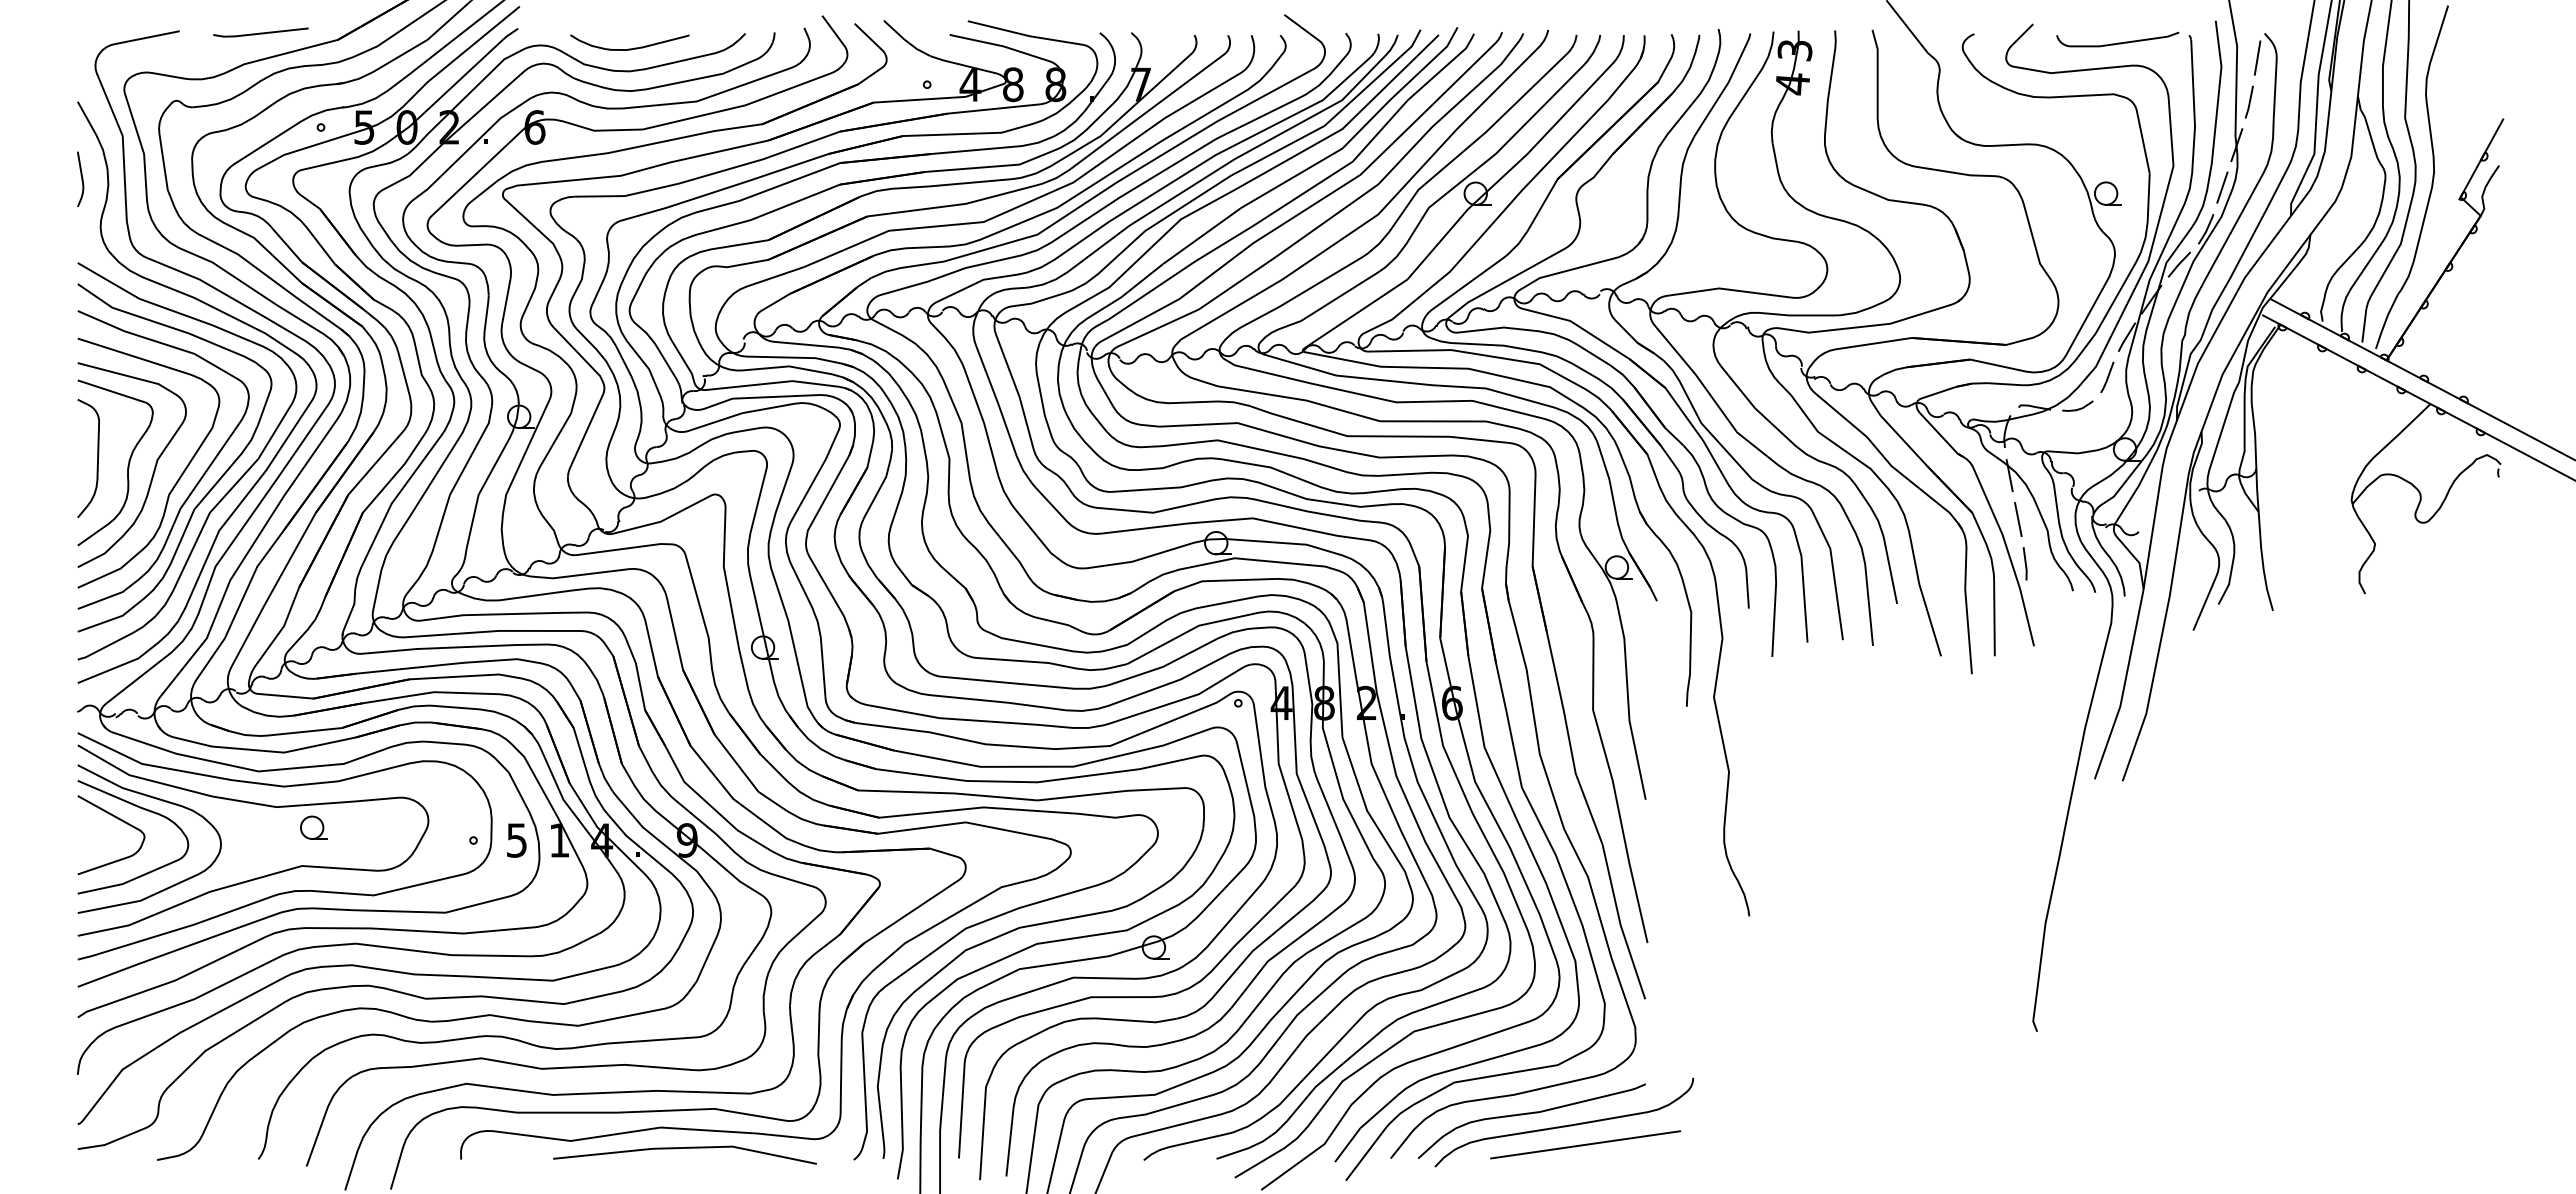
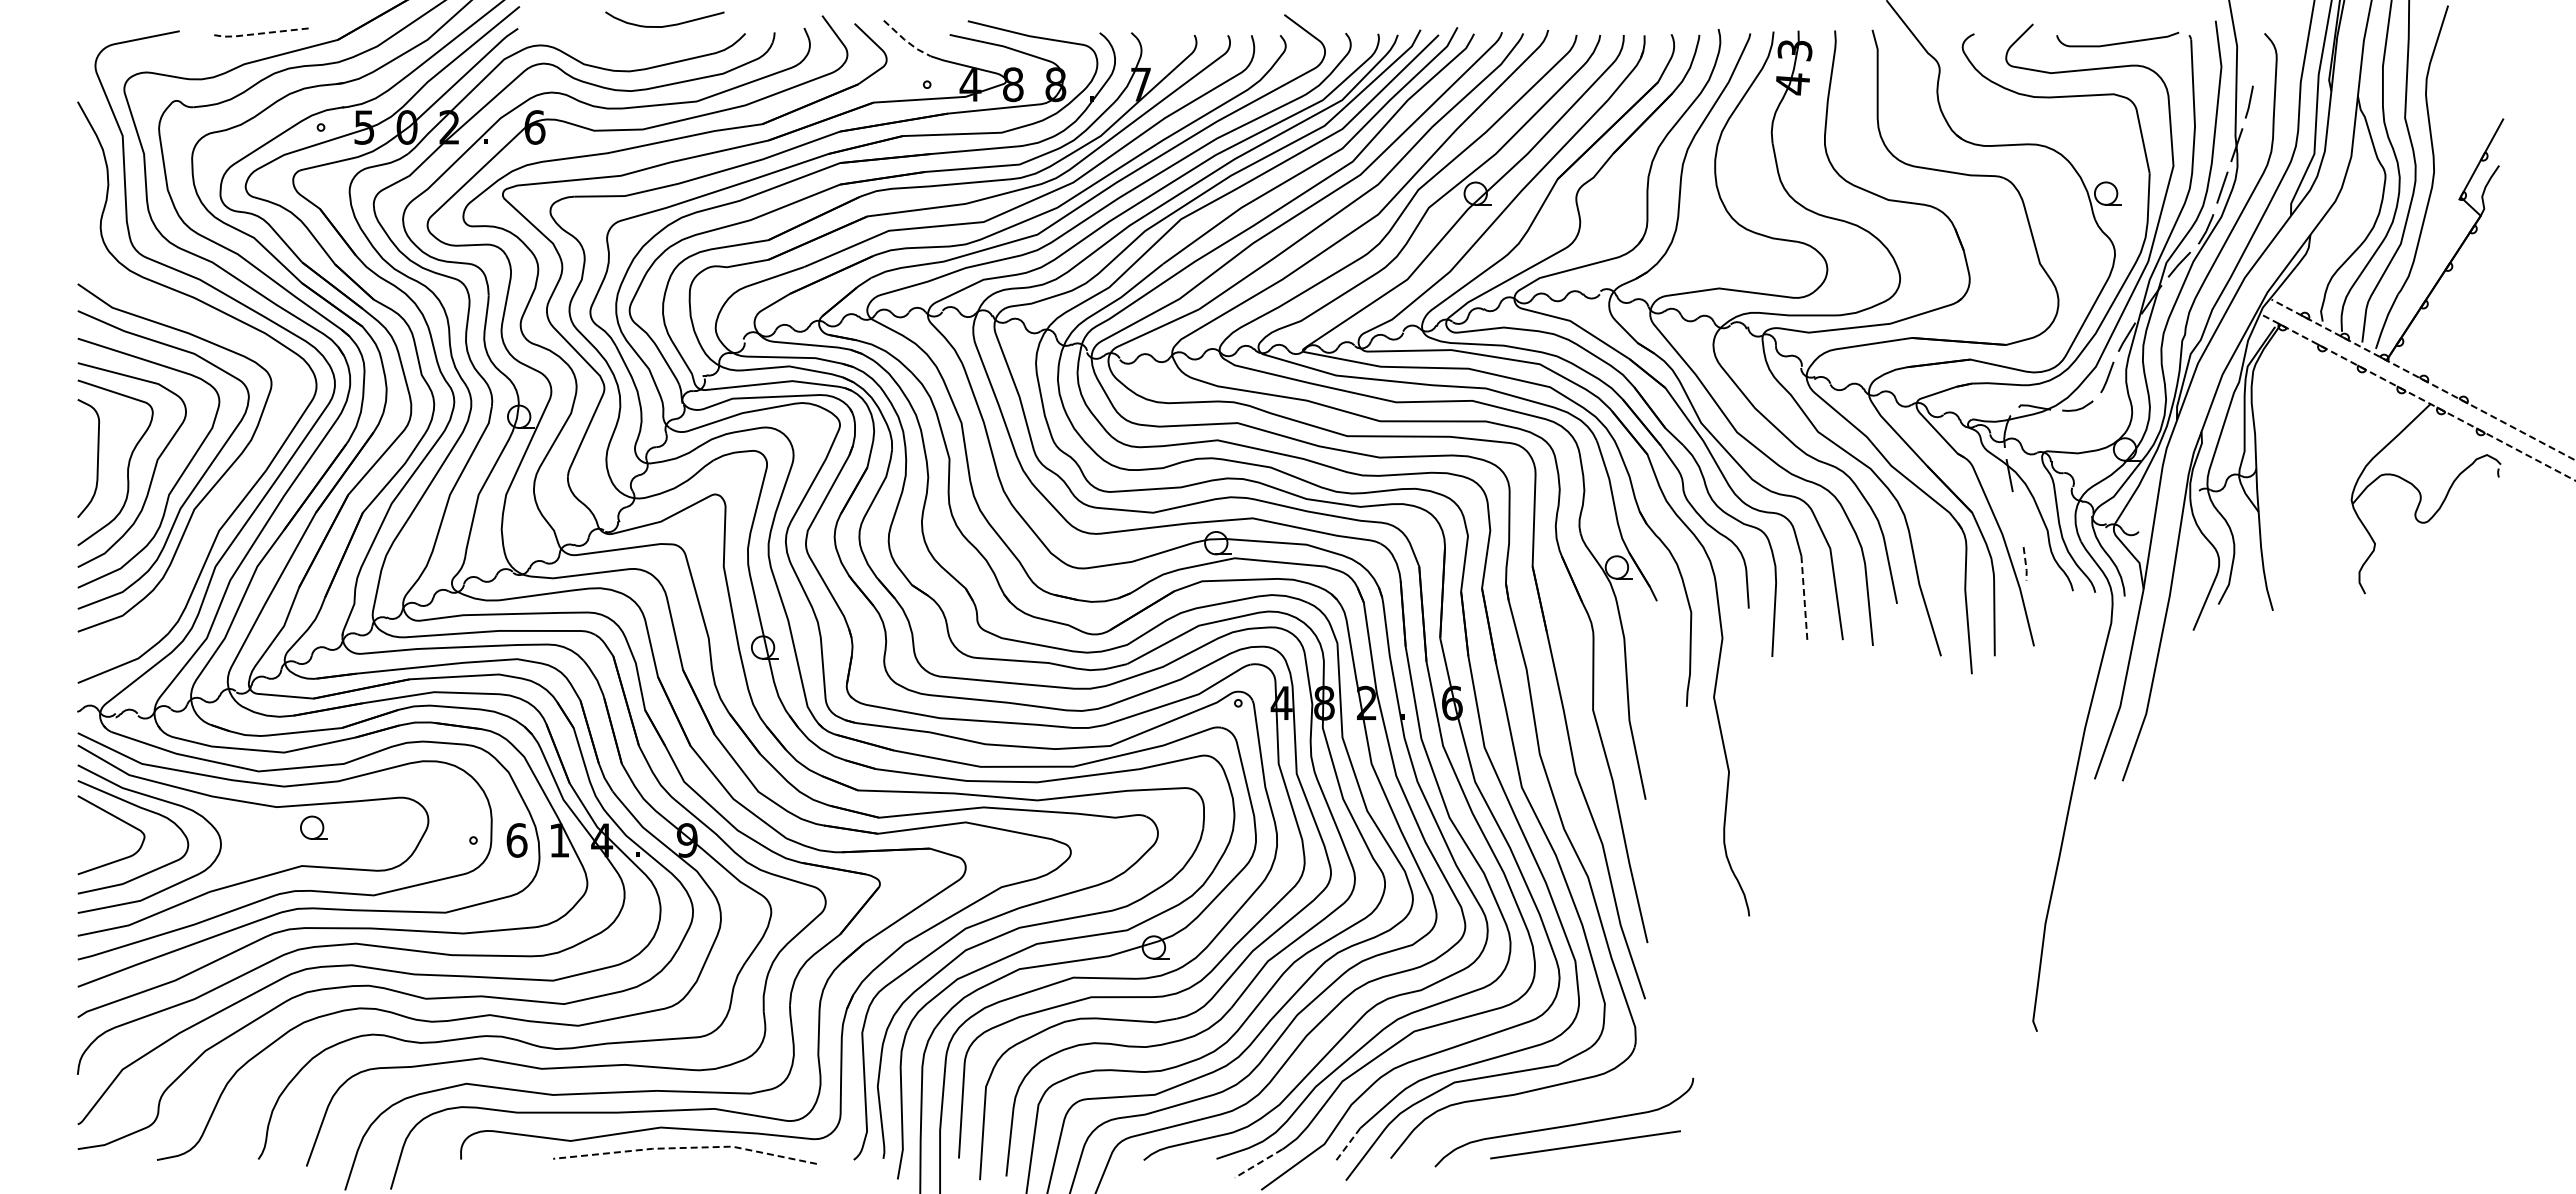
line: solid -> dashed (259, 33)
line: solid -> dashed (905, 40)
curve position: (629, 48) -> (664, 25) (664, 25)
line: present -> none (2257, 57)
curve: present -> none (81, 179)
line: solid -> dashed (2423, 379)
line: solid -> dashed (2419, 398)
curve: present -> none (225, 493)
line: present -> none (2018, 519)
line: solid -> dashed (2025, 564)
line: solid -> dashed (1804, 599)
text: 5 -> 6 (516, 840)
curve: present -> none (1530, 1114)
line: solid -> dashed (1347, 1145)
line: solid -> dashed (685, 1147)
line: solid -> dashed (1258, 1163)
